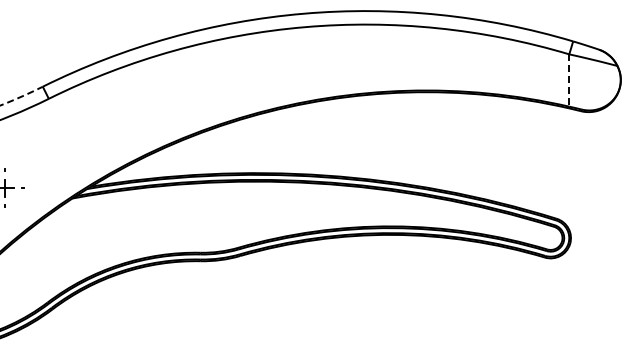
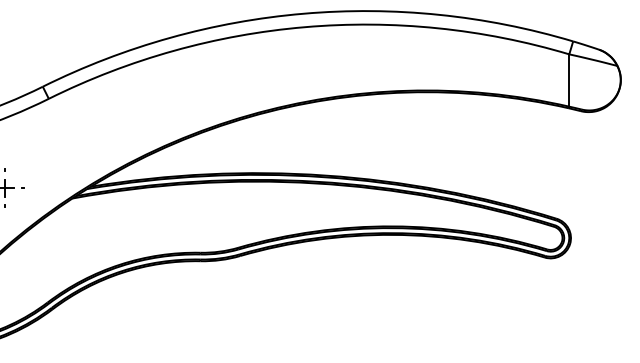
line: dashed -> solid (569, 81)
arc: dashed -> solid (22, 96)
